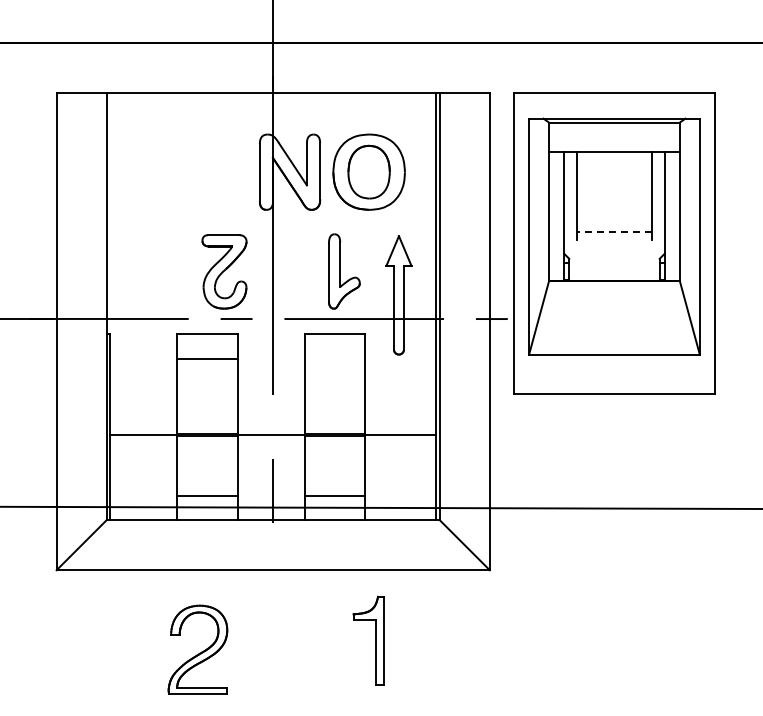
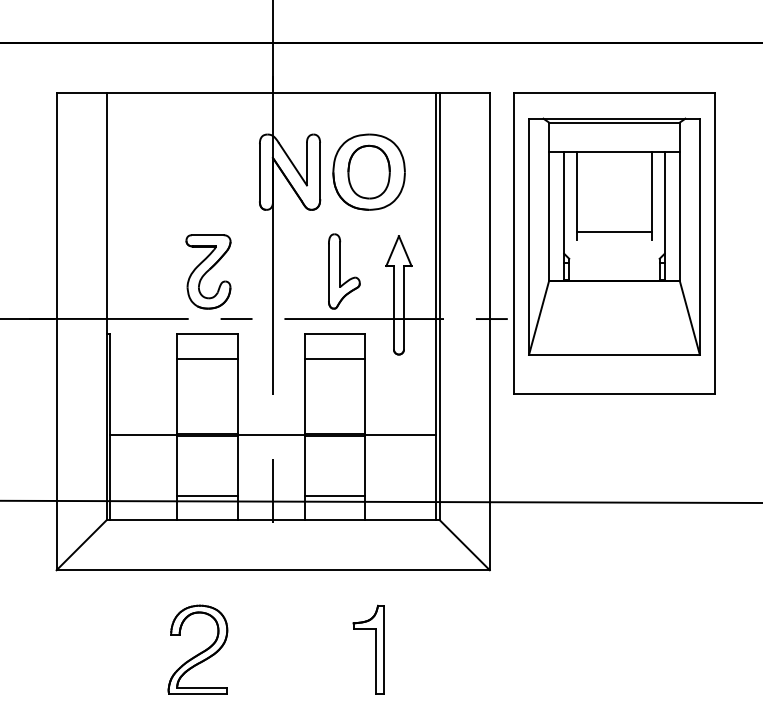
line: dashed -> solid (614, 231)
part position: (224, 271) -> (208, 271) (208, 271)
line: none -> present (334, 358)
line position: (380, 507) -> (380, 501) (380, 501)
part position: (375, 640) -> (375, 649) (375, 649)
